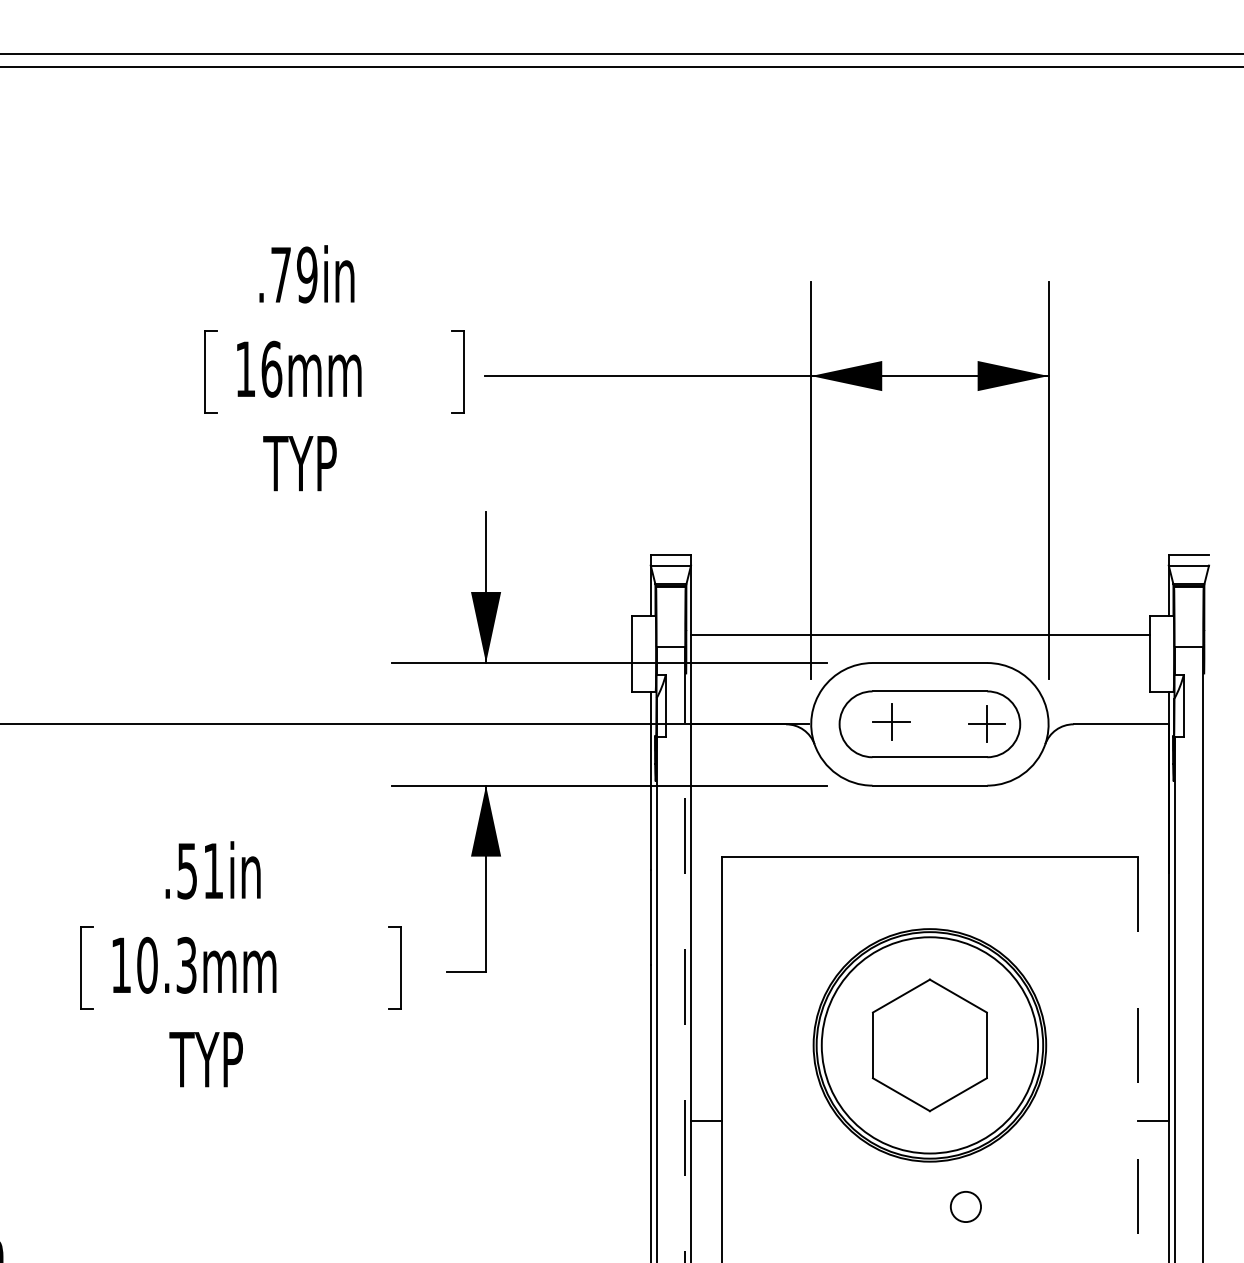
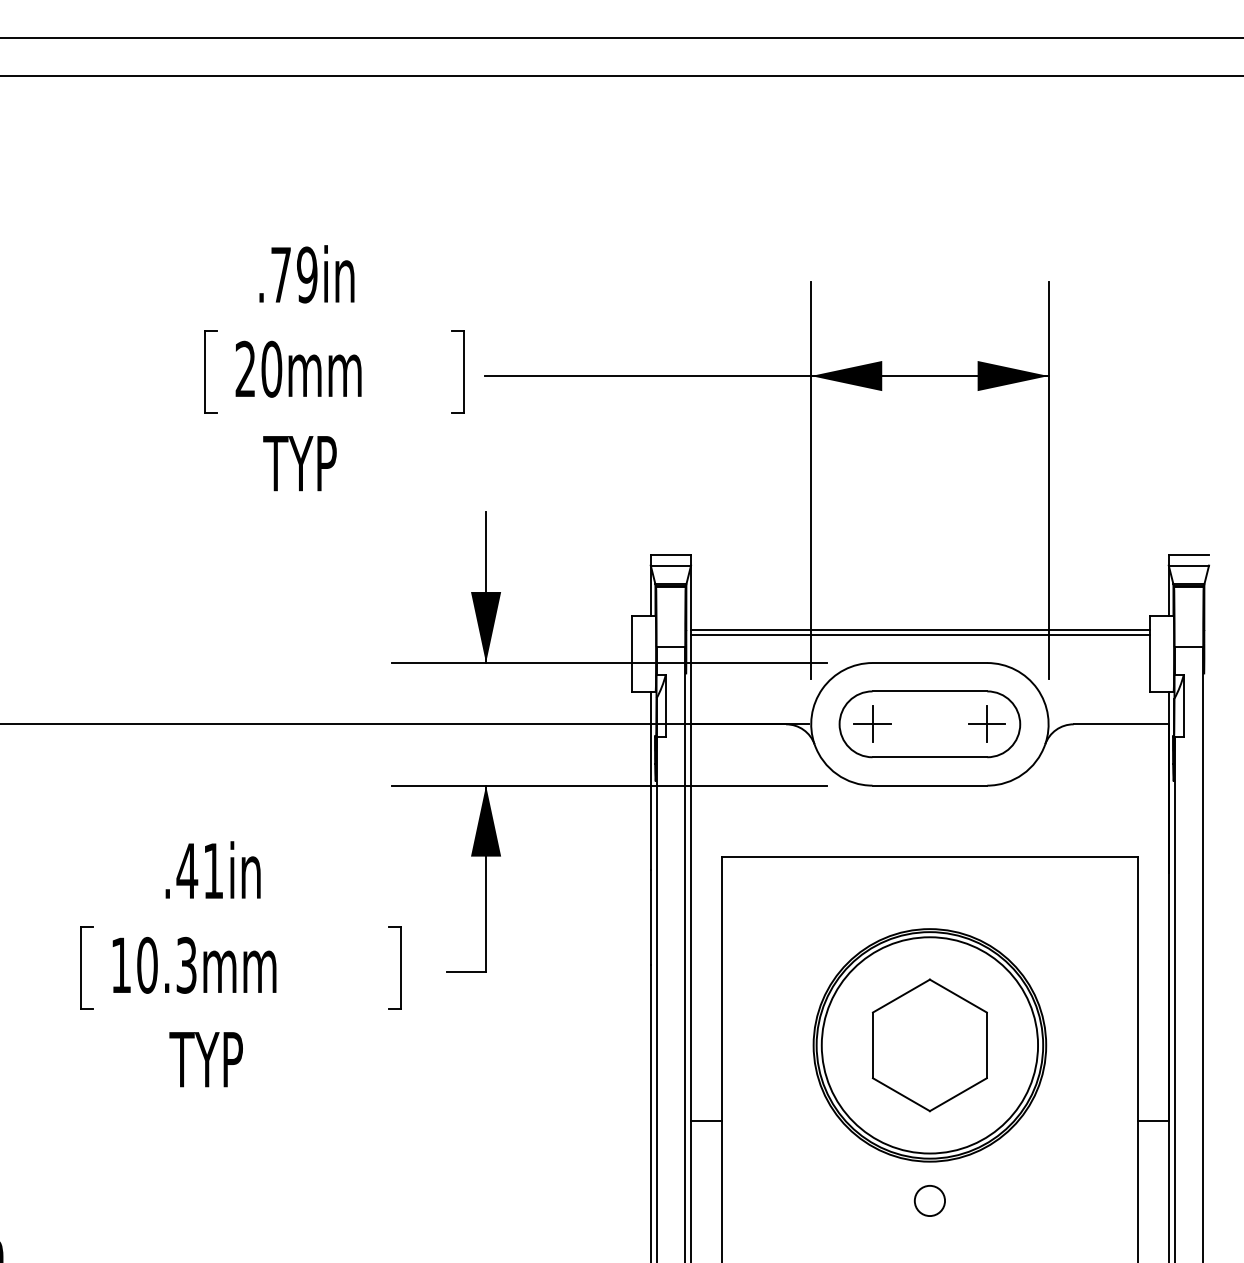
line position: (621, 53) -> (621, 75) (621, 75)
line position: (621, 66) -> (621, 37) (621, 37)
text: 16mm -> 20mm (258, 368)
line: none -> present (920, 630)
part position: (891, 721) -> (872, 723) (872, 723)
text: .51in -> .41in (187, 871)
line: dashed -> solid (685, 954)
line: dashed -> solid (1138, 1059)
circle position: (965, 1206) -> (929, 1200) (929, 1200)
